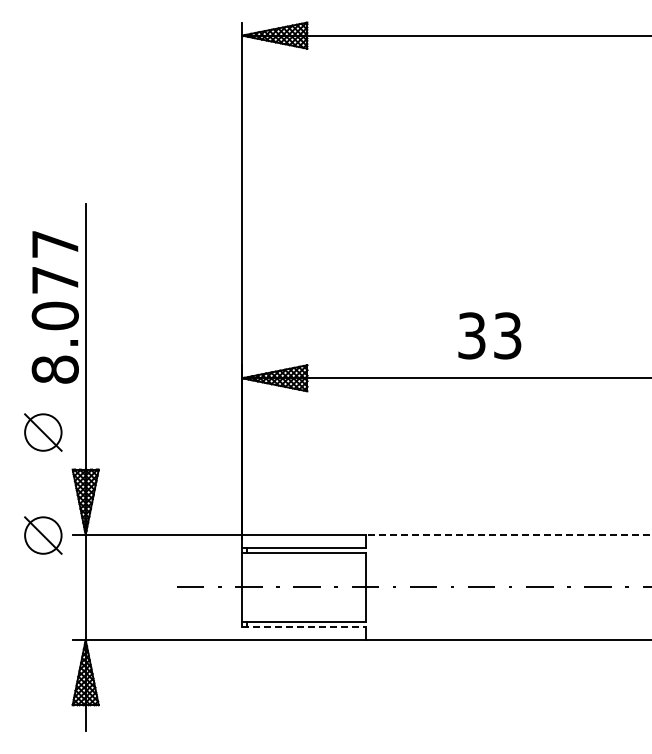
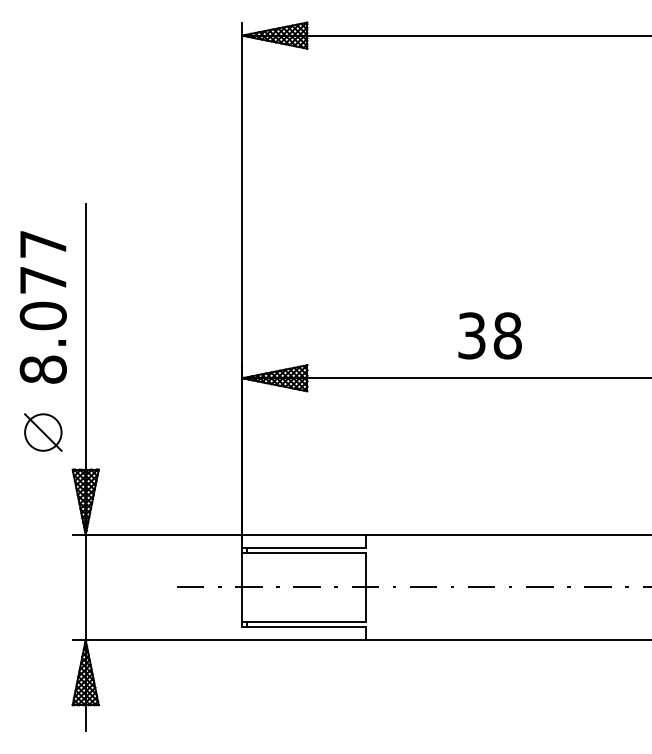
text position: (54, 307) -> (42, 307) (42, 307)
text: 33 -> 38 (507, 335)
line: dashed -> solid (509, 534)
part: present -> none (43, 535)
line: dashed -> solid (304, 626)
